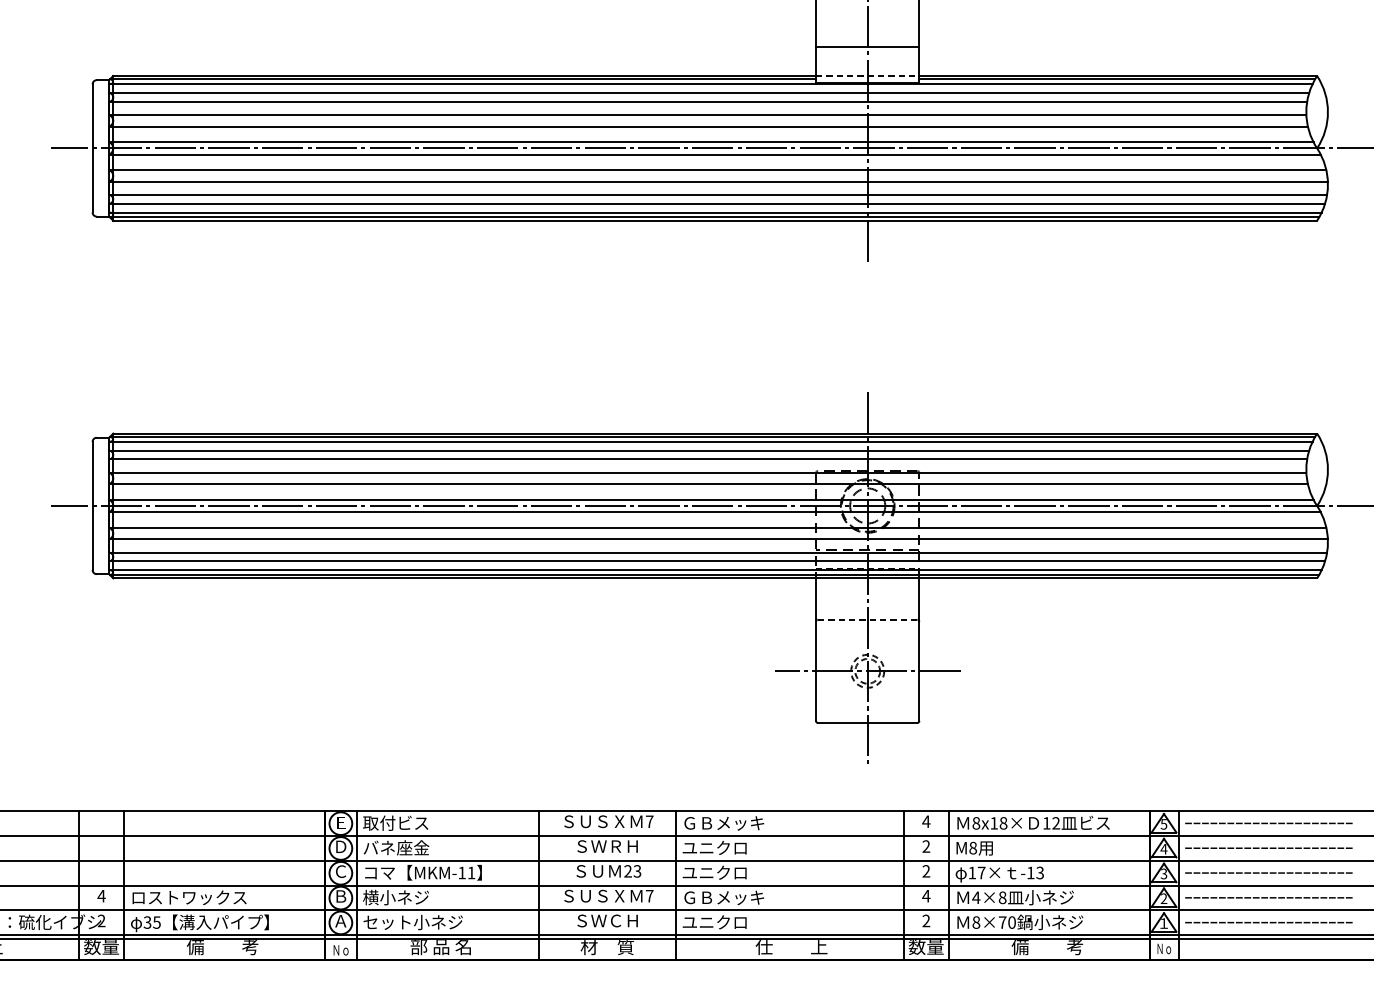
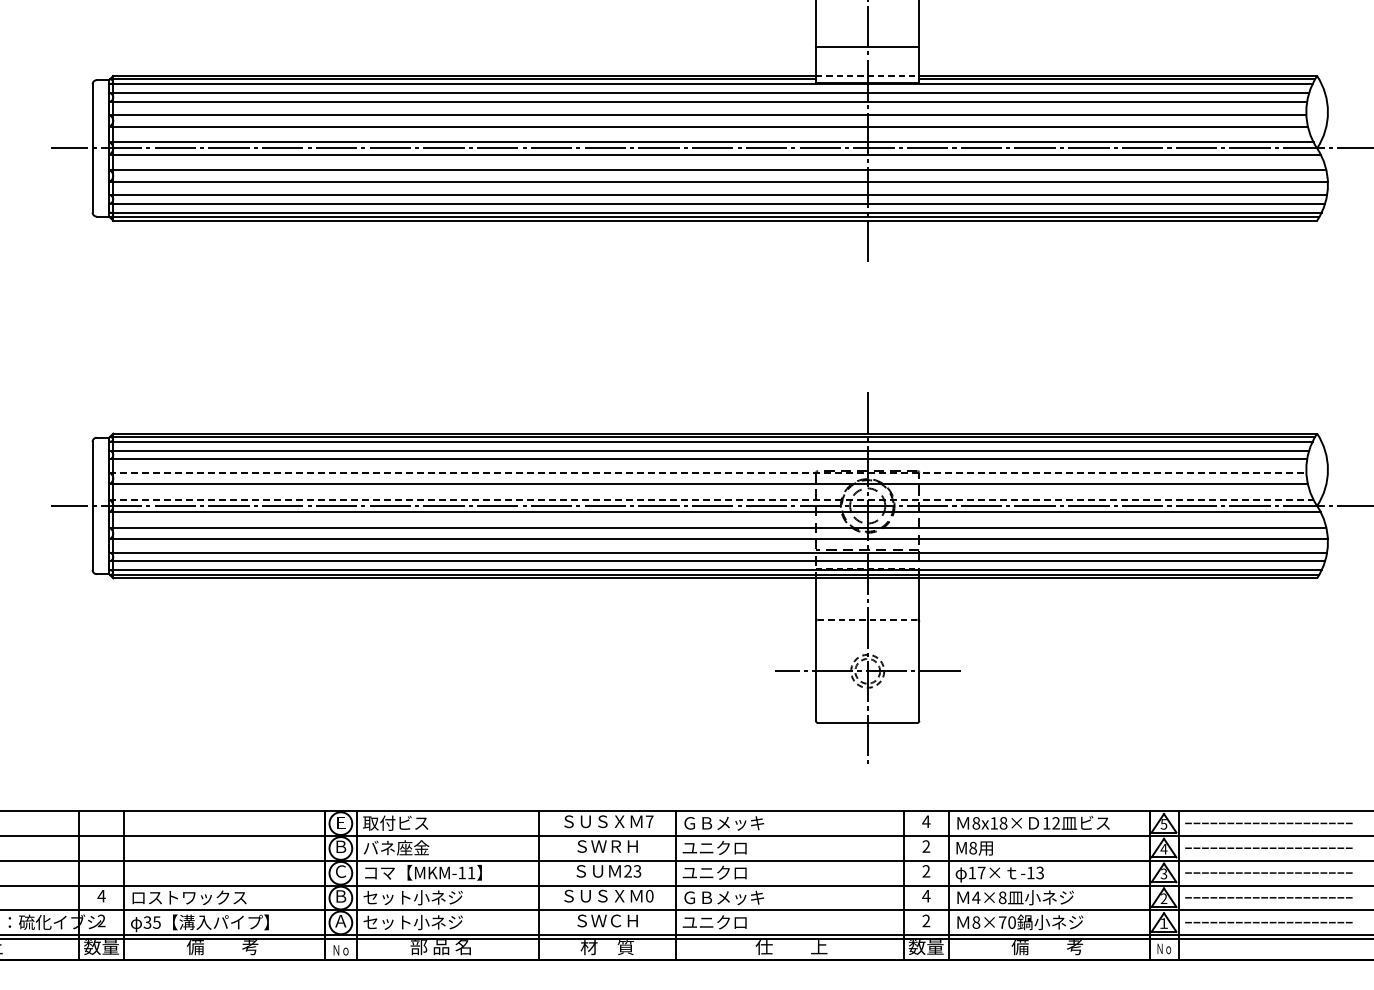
line: solid -> dashed (707, 472)
line: solid -> dashed (711, 499)
text: Ｄ -> Ｂ (341, 846)
text: 7 -> 0 (649, 895)
text: 横小ネジ -> セット小ネジ (412, 897)
